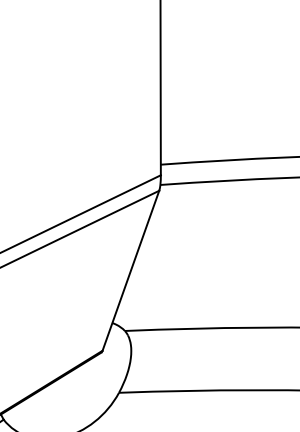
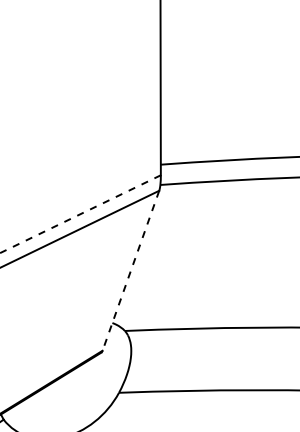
line: solid -> dashed (80, 214)
line: solid -> dashed (130, 270)
